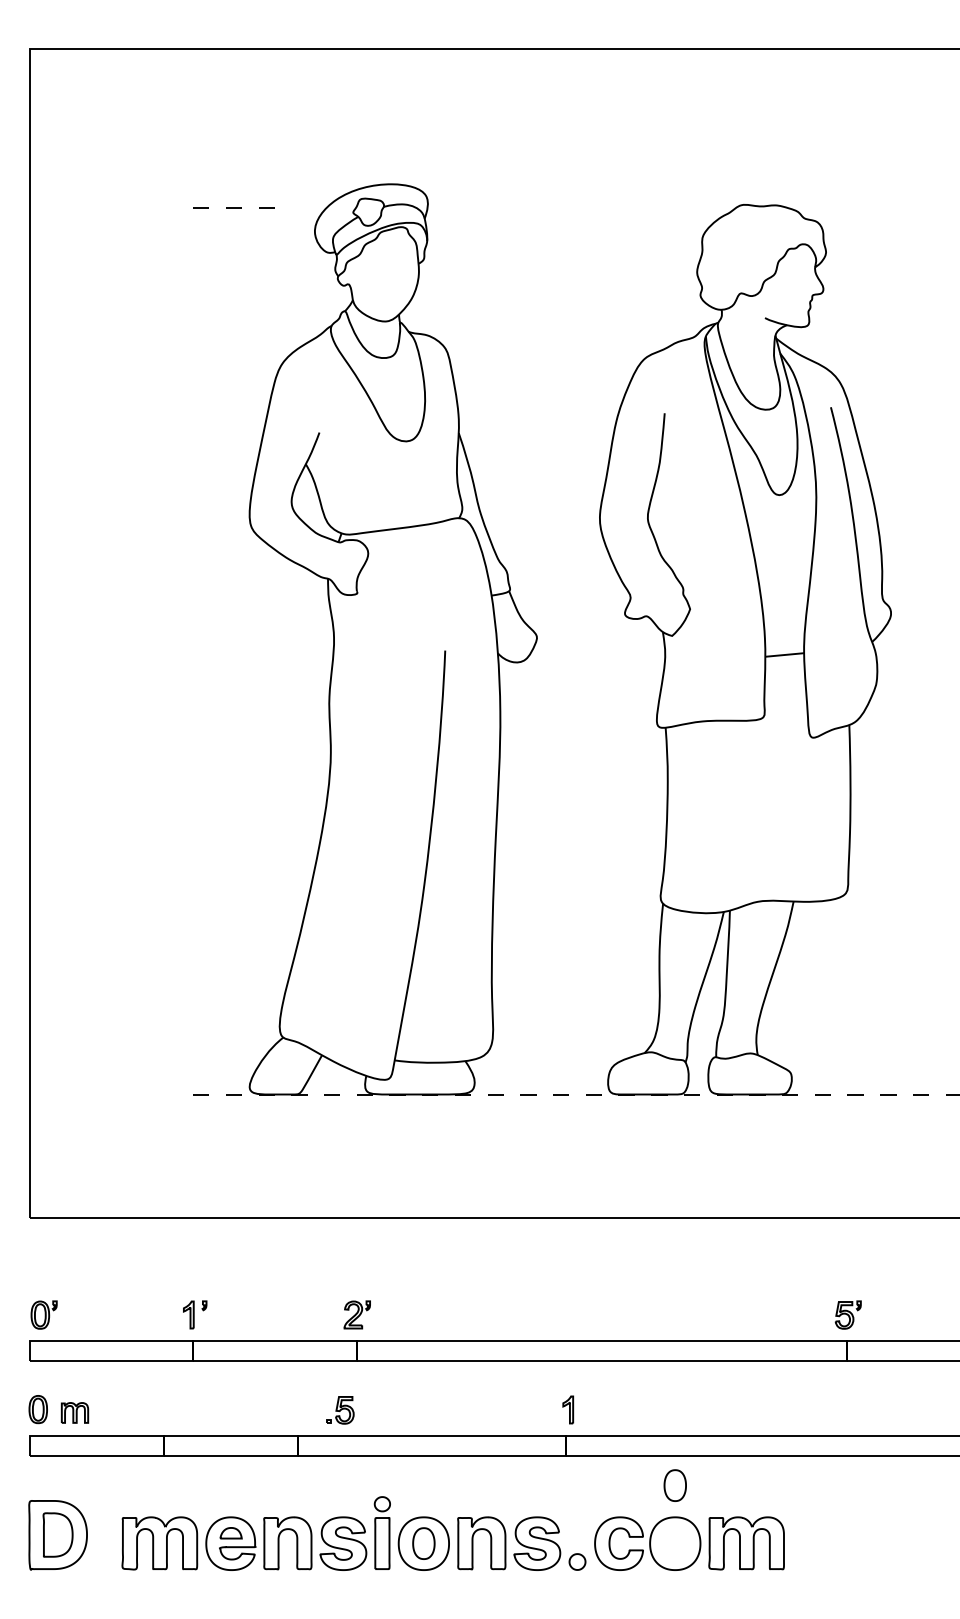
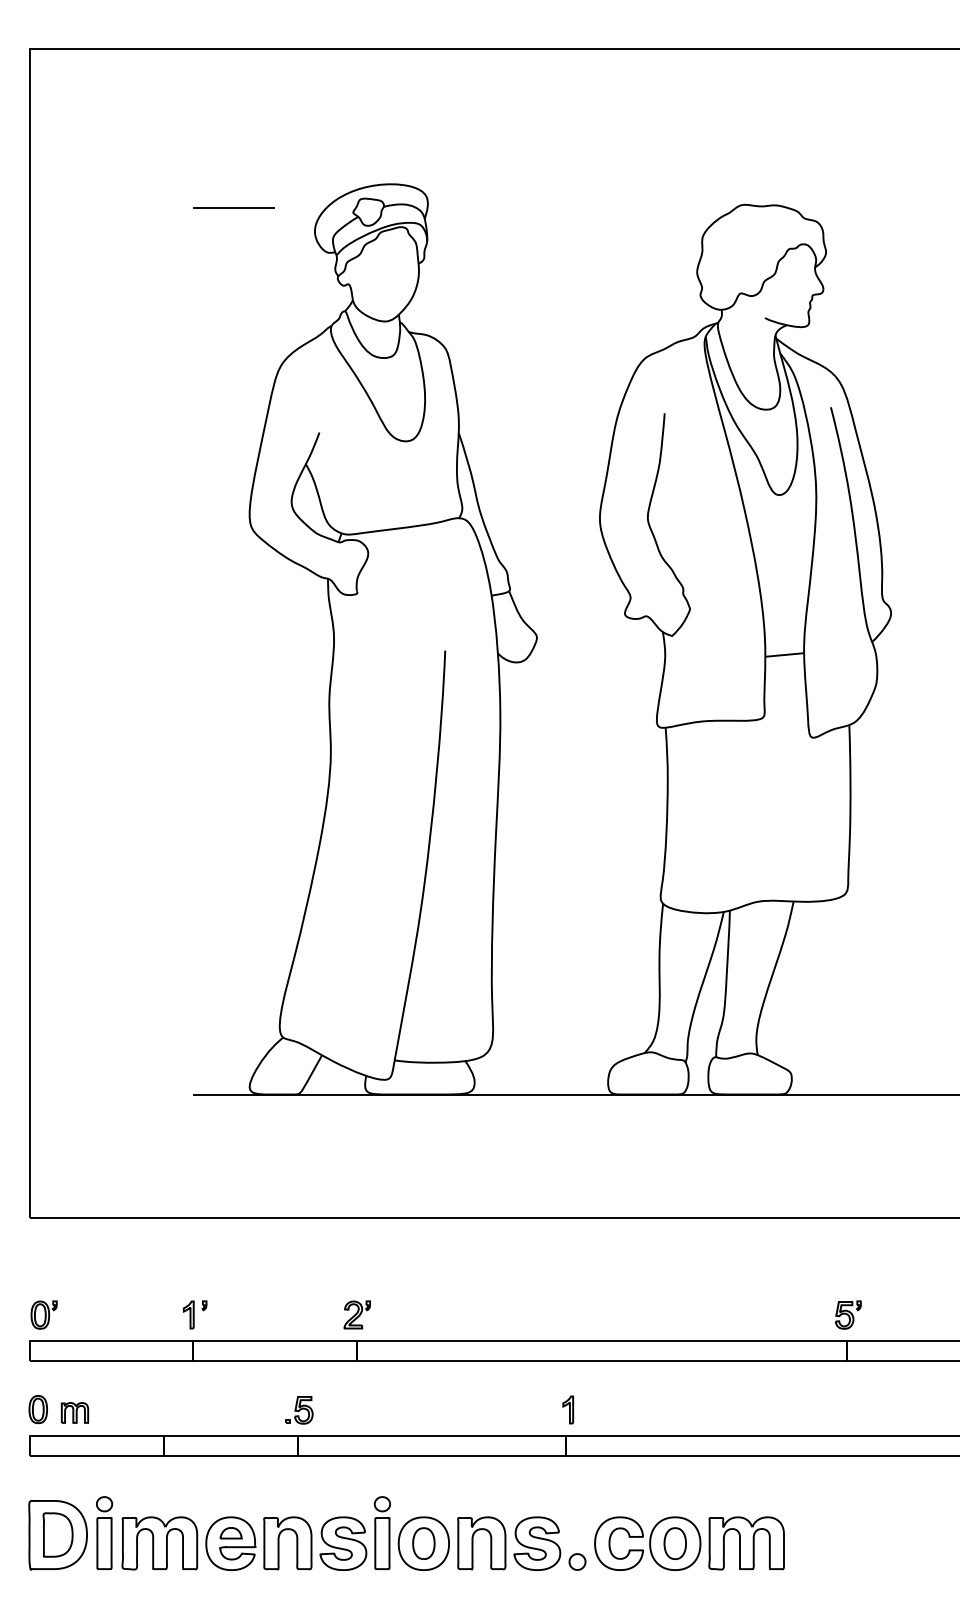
line: dashed -> solid (233, 208)
line: dashed -> solid (576, 1094)
part position: (340, 1410) -> (299, 1410) (299, 1410)
part position: (674, 1485) -> (674, 1543) (674, 1543)
part: none -> present (104, 1532)
